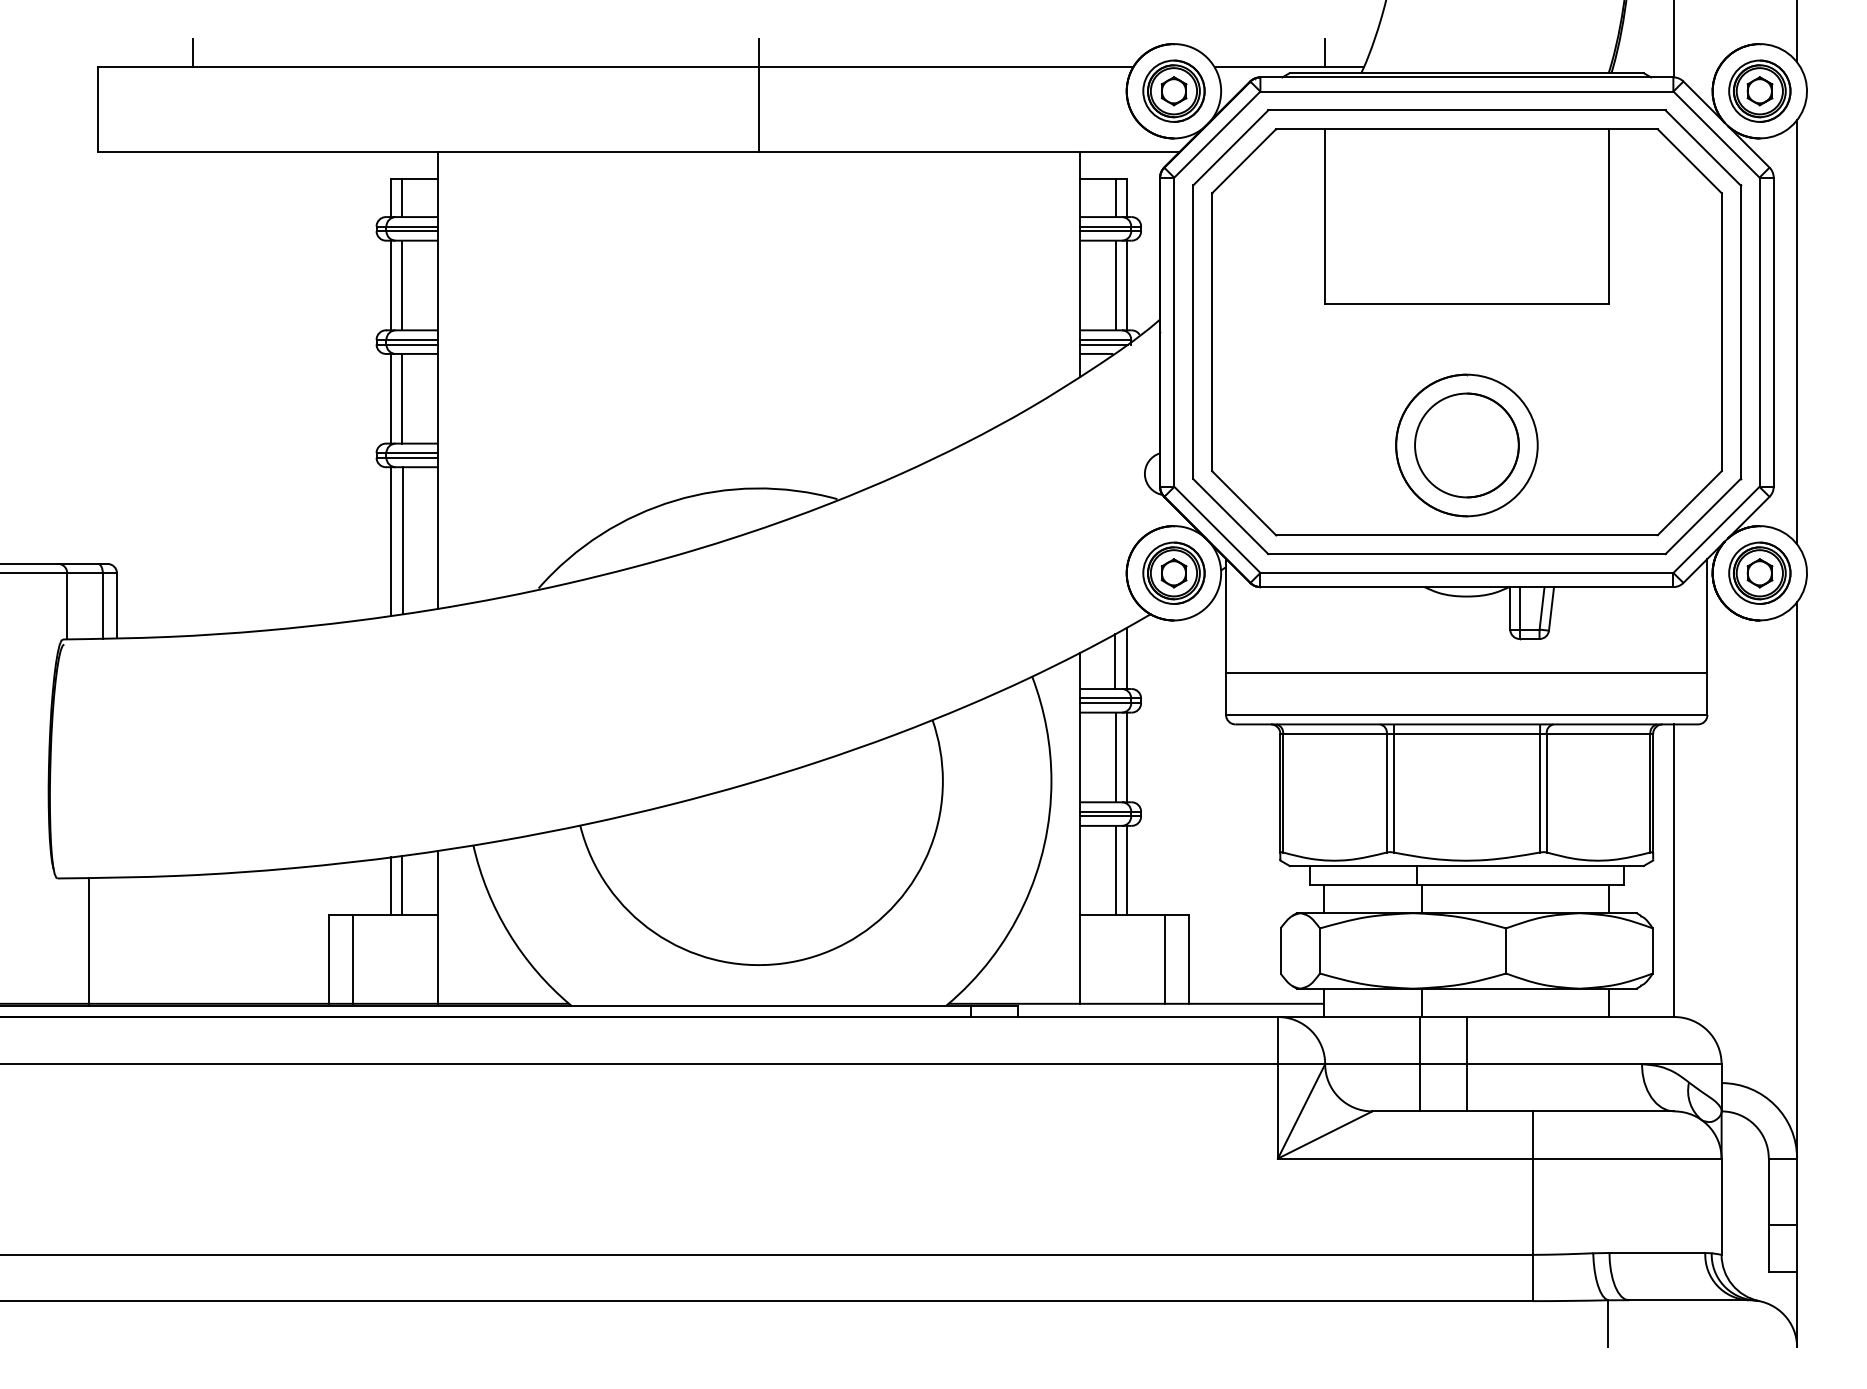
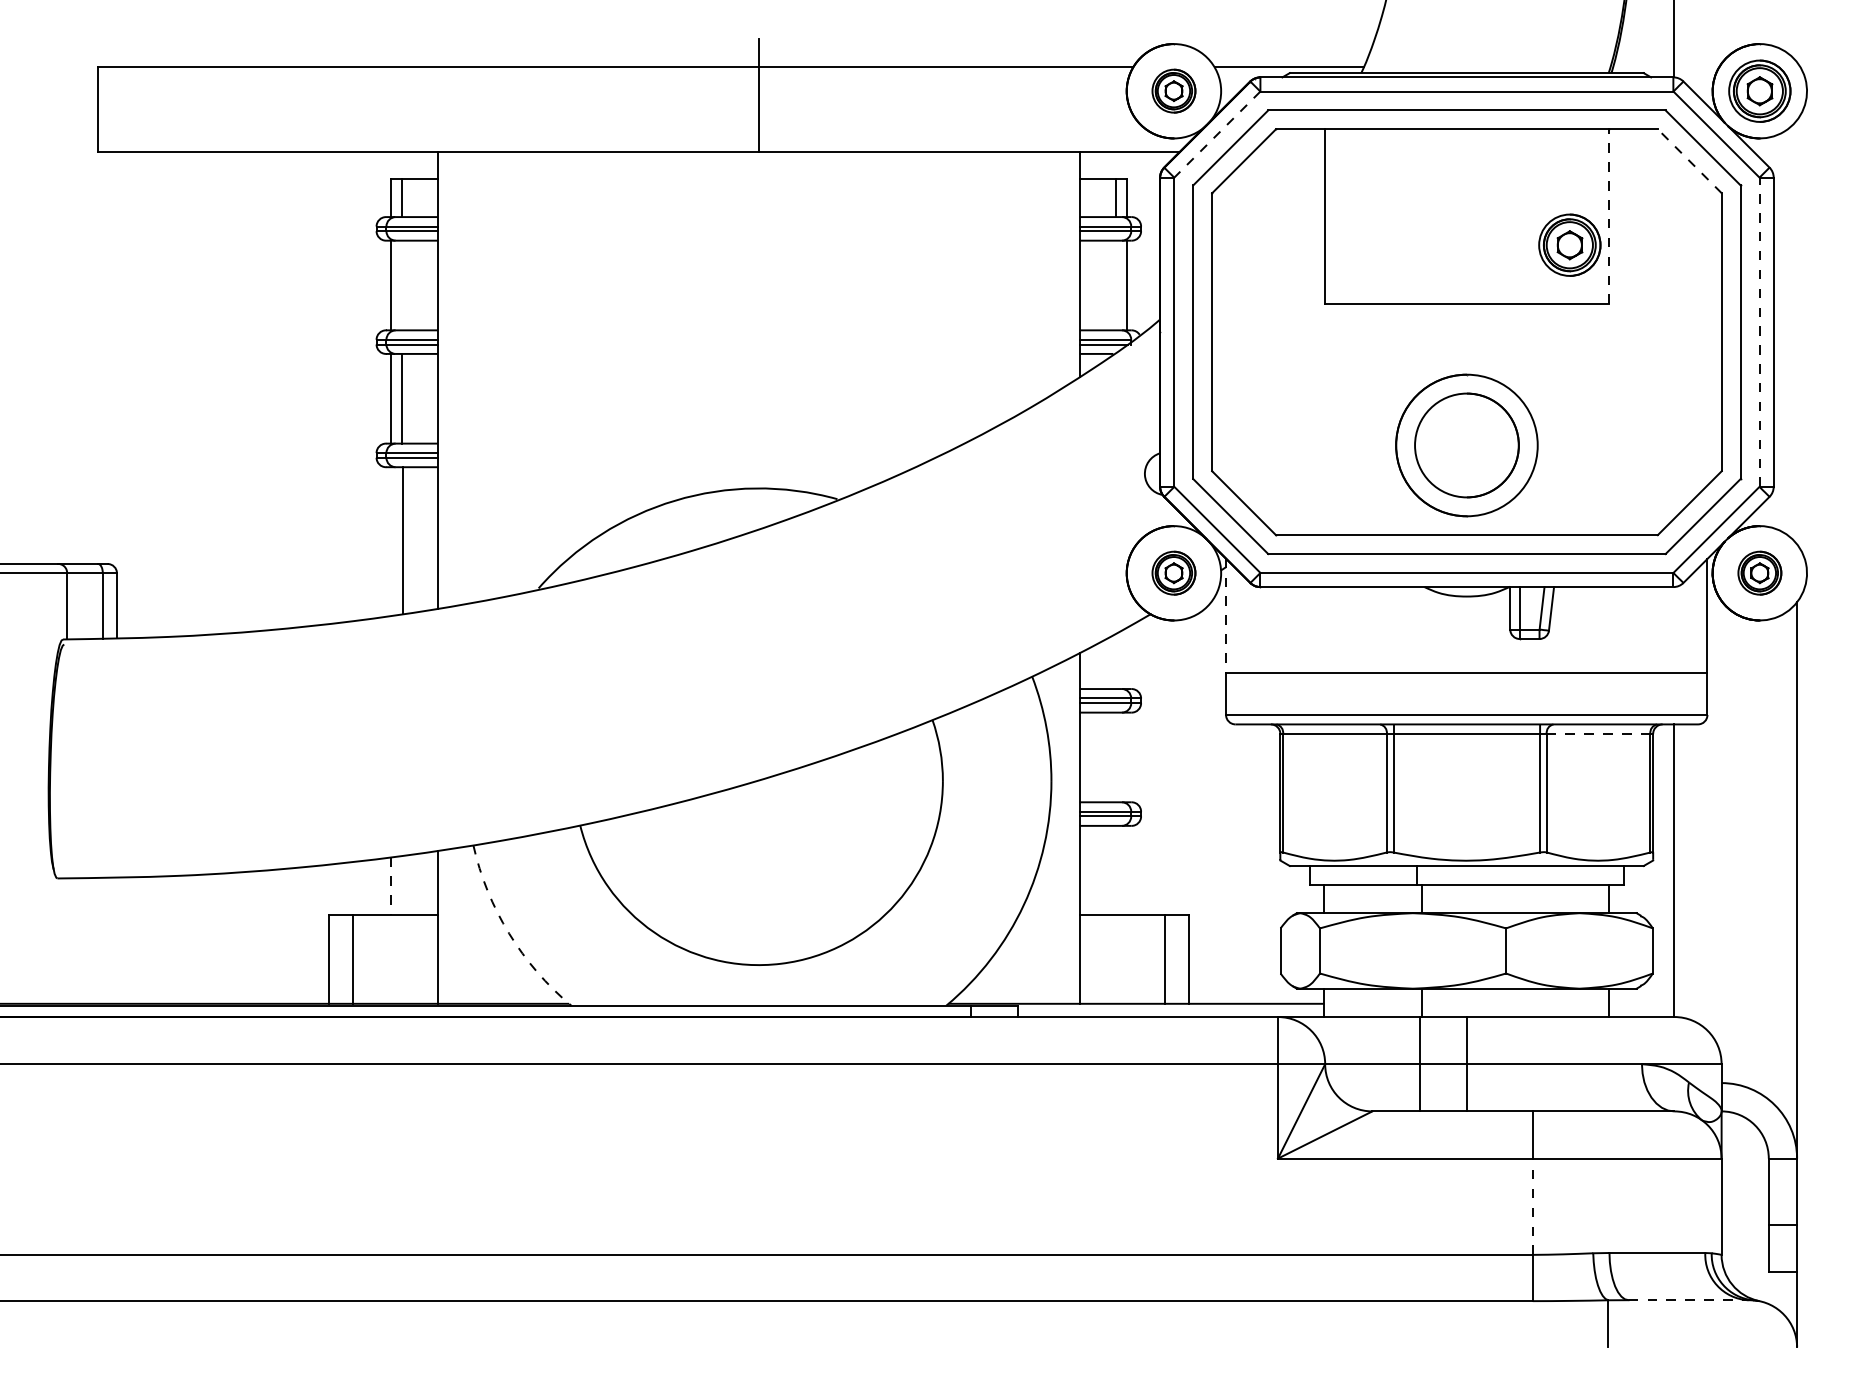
line: present -> none (1797, 32)
line: present -> none (192, 53)
line: present -> none (1325, 53)
part size: 64x64 px -> 46x46 px (1173, 90)
line: solid -> dashed (1217, 134)
line: solid -> dashed (1689, 160)
line: solid -> dashed (1608, 216)
part: none -> present (1569, 244)
line: present -> none (401, 285)
line: present -> none (1115, 285)
line: solid -> dashed (1759, 332)
line: present -> none (1797, 332)
line: present -> none (390, 541)
part size: 64x64 px -> 46x46 px (1173, 572)
part size: 64x64 px -> 46x46 px (1759, 572)
line: solid -> dashed (1226, 615)
line: present -> none (1126, 658)
line: present -> none (1115, 661)
line: solid -> dashed (1598, 733)
line: present -> none (1115, 757)
line: present -> none (1126, 757)
line: present -> none (1115, 870)
line: present -> none (1126, 870)
line: present -> none (401, 885)
line: solid -> dashed (390, 886)
arc: solid -> dashed (509, 933)
line: present -> none (88, 941)
line: solid -> dashed (1532, 1206)
line: solid -> dashed (1688, 1300)
